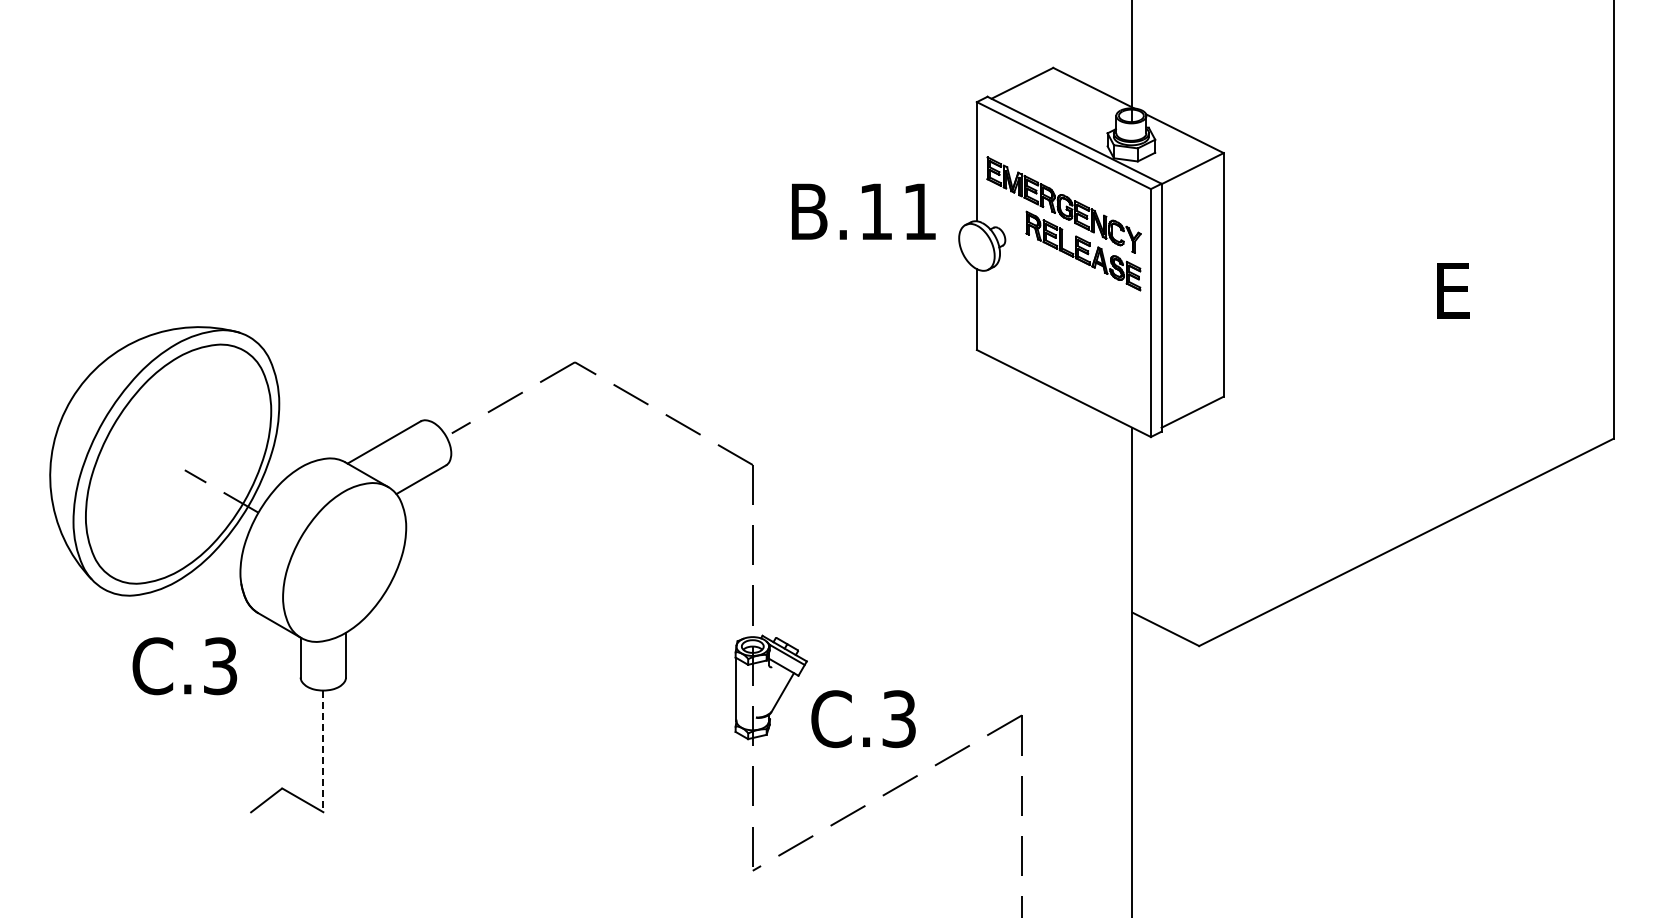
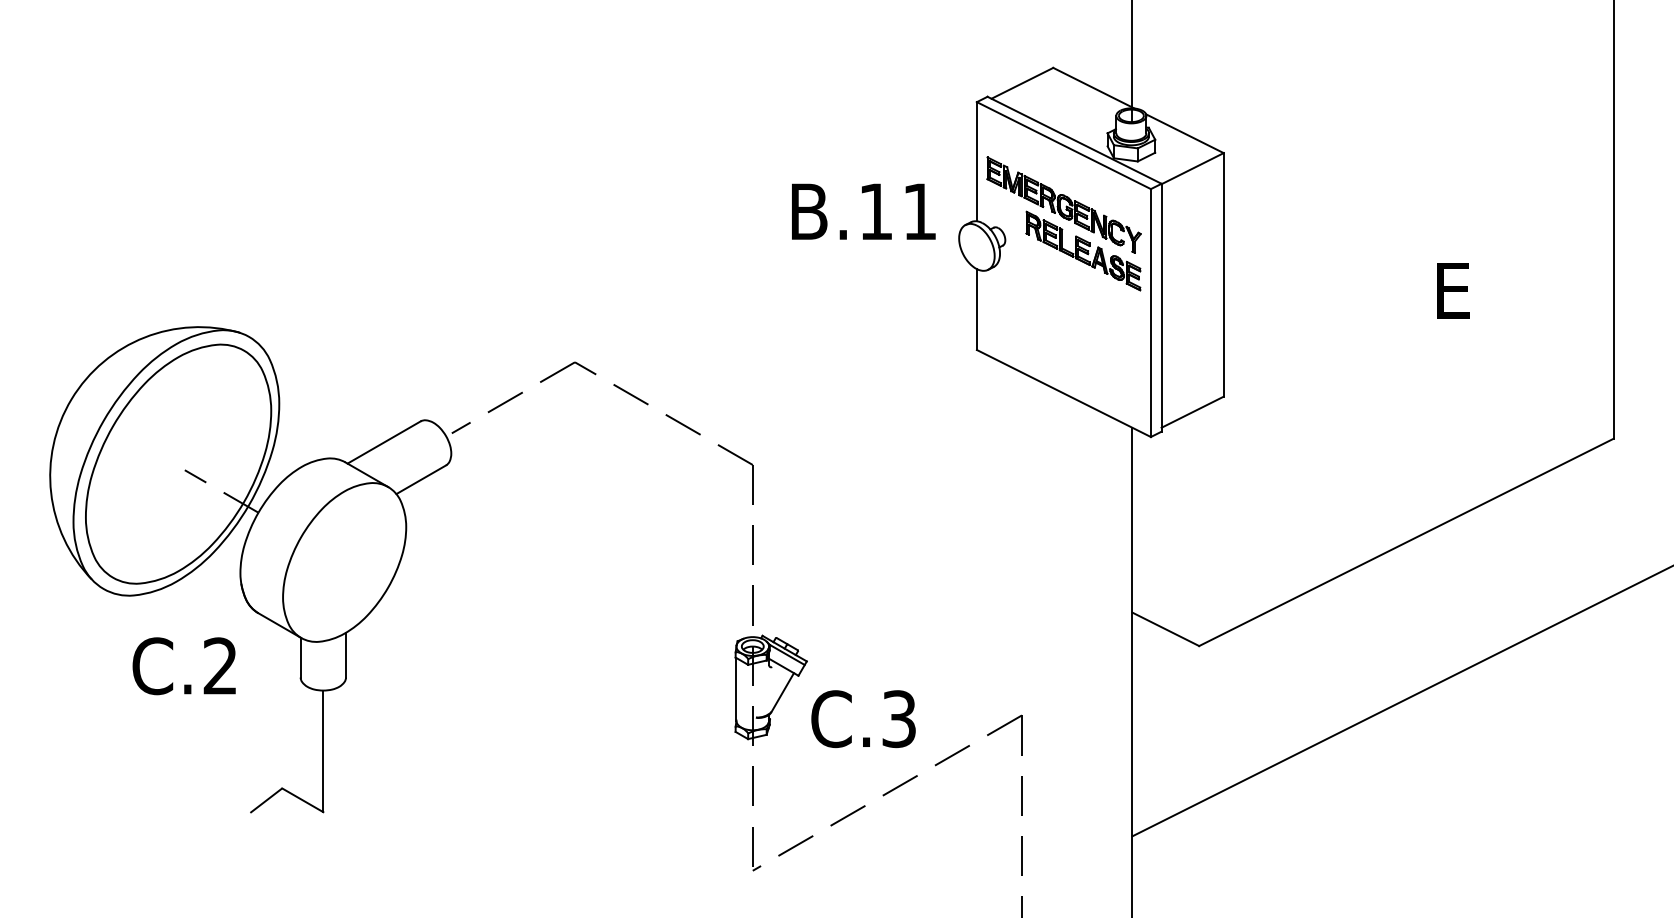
text: C.3 -> C.2 (220, 666)
line: none -> present (1401, 701)
line: dashed -> solid (323, 751)
